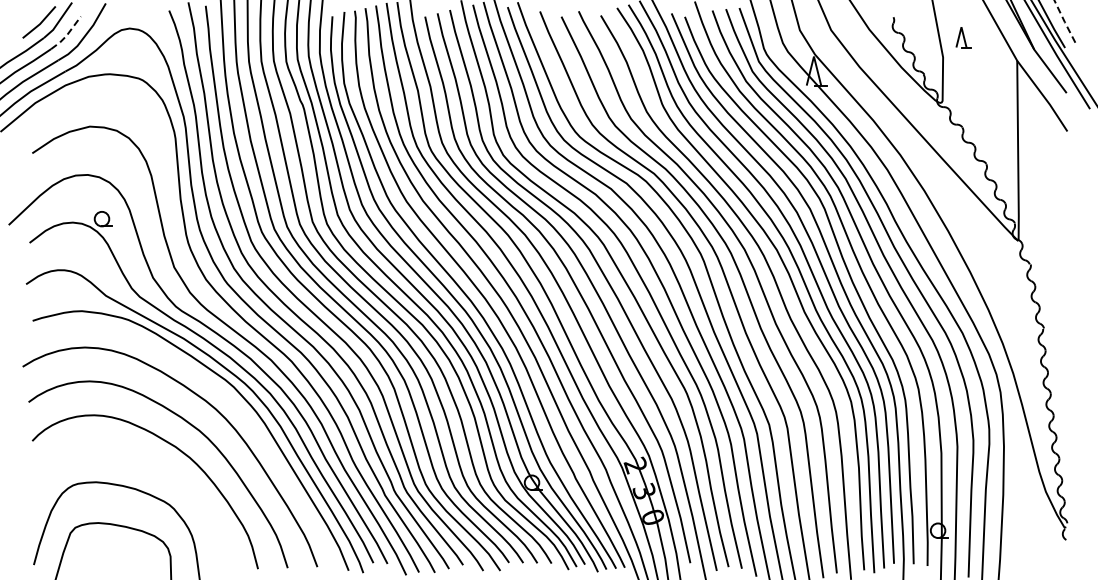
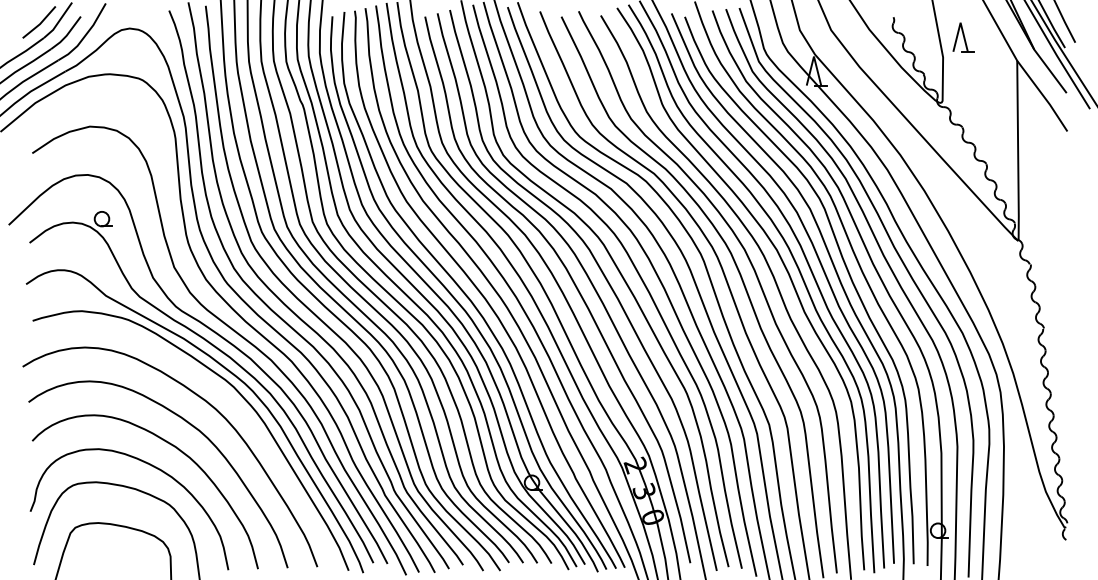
line: dashed -> solid (1064, 21)
line: dashed -> solid (66, 35)
part size: 17x22 px -> 23x31 px (963, 37)
curve: none -> present (151, 466)
